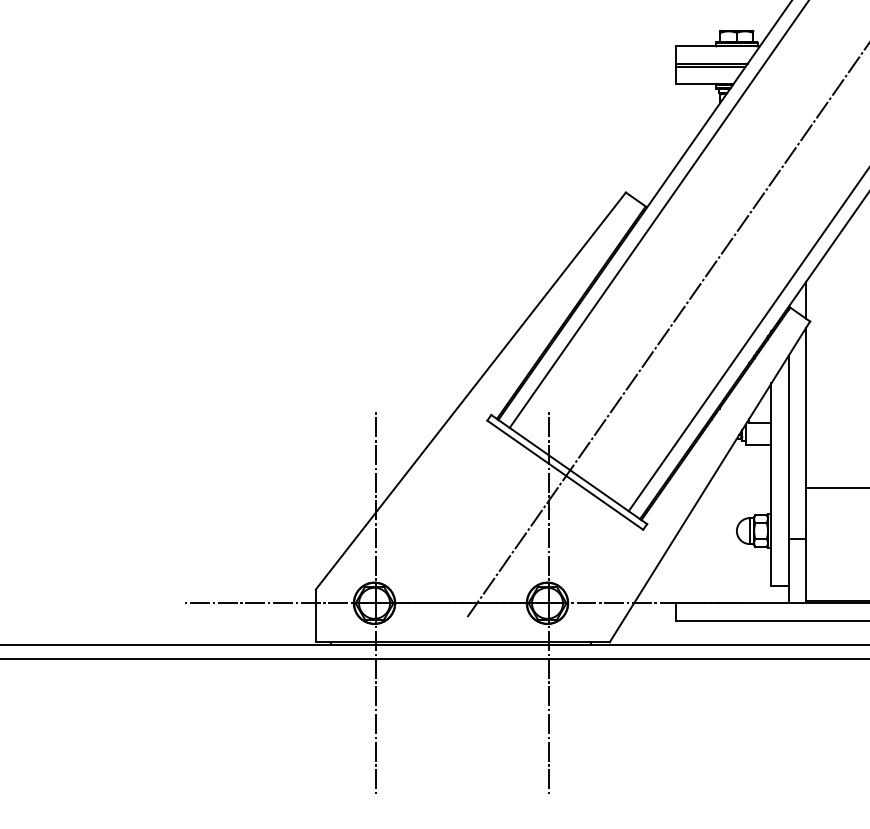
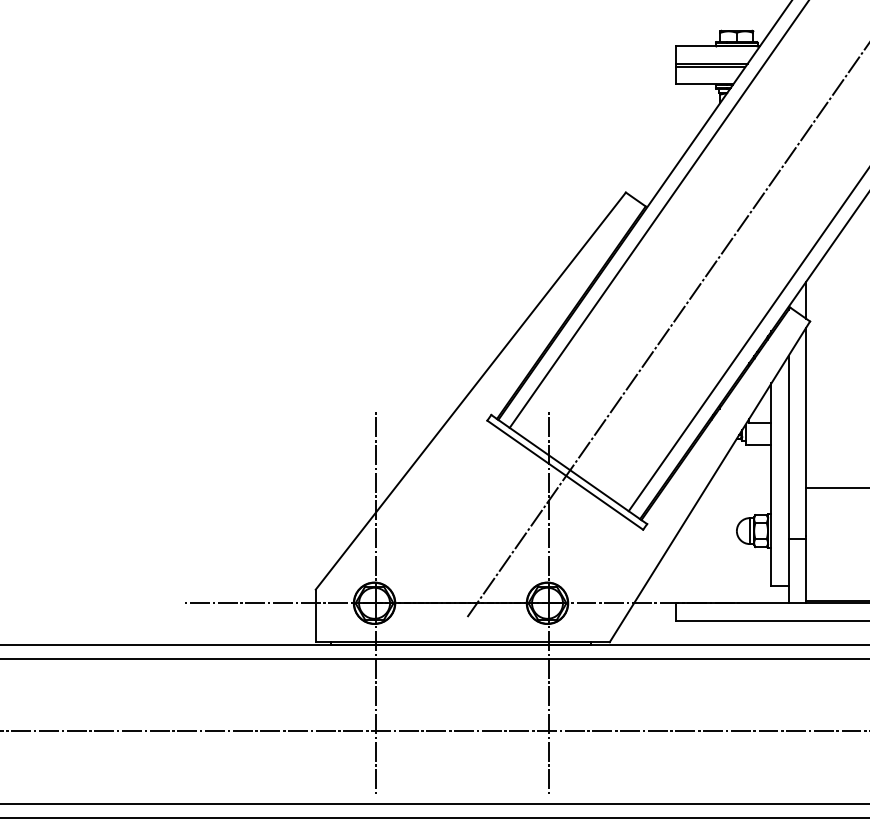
line: none -> present (434, 731)
line: none -> present (434, 803)
line: none -> present (434, 817)
